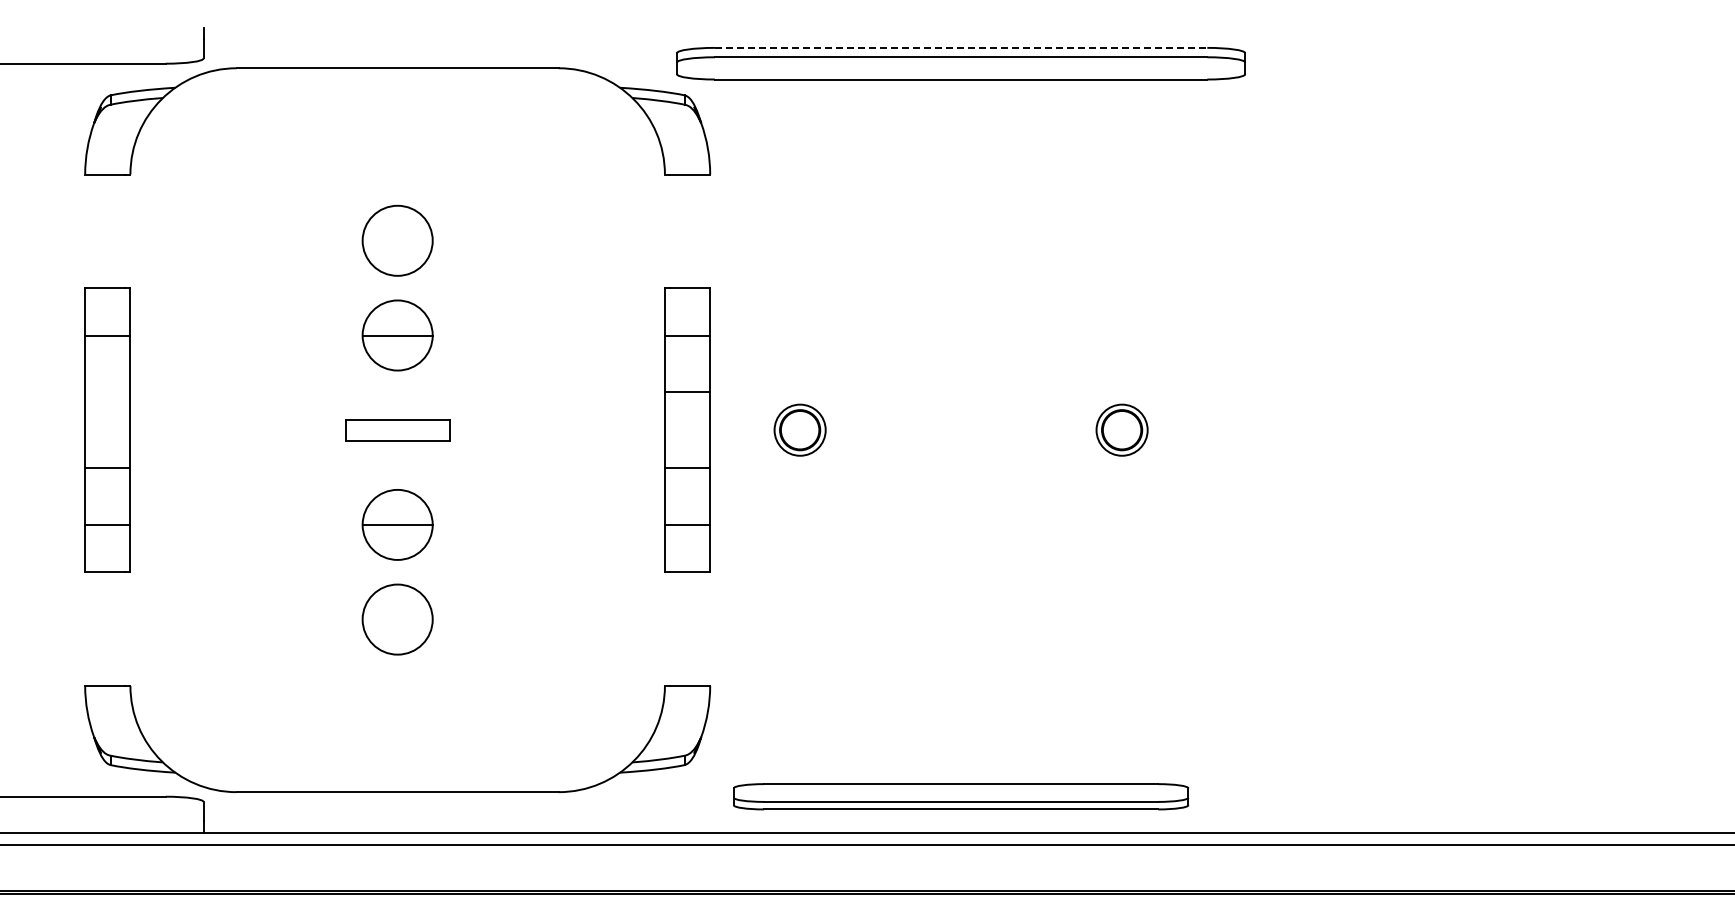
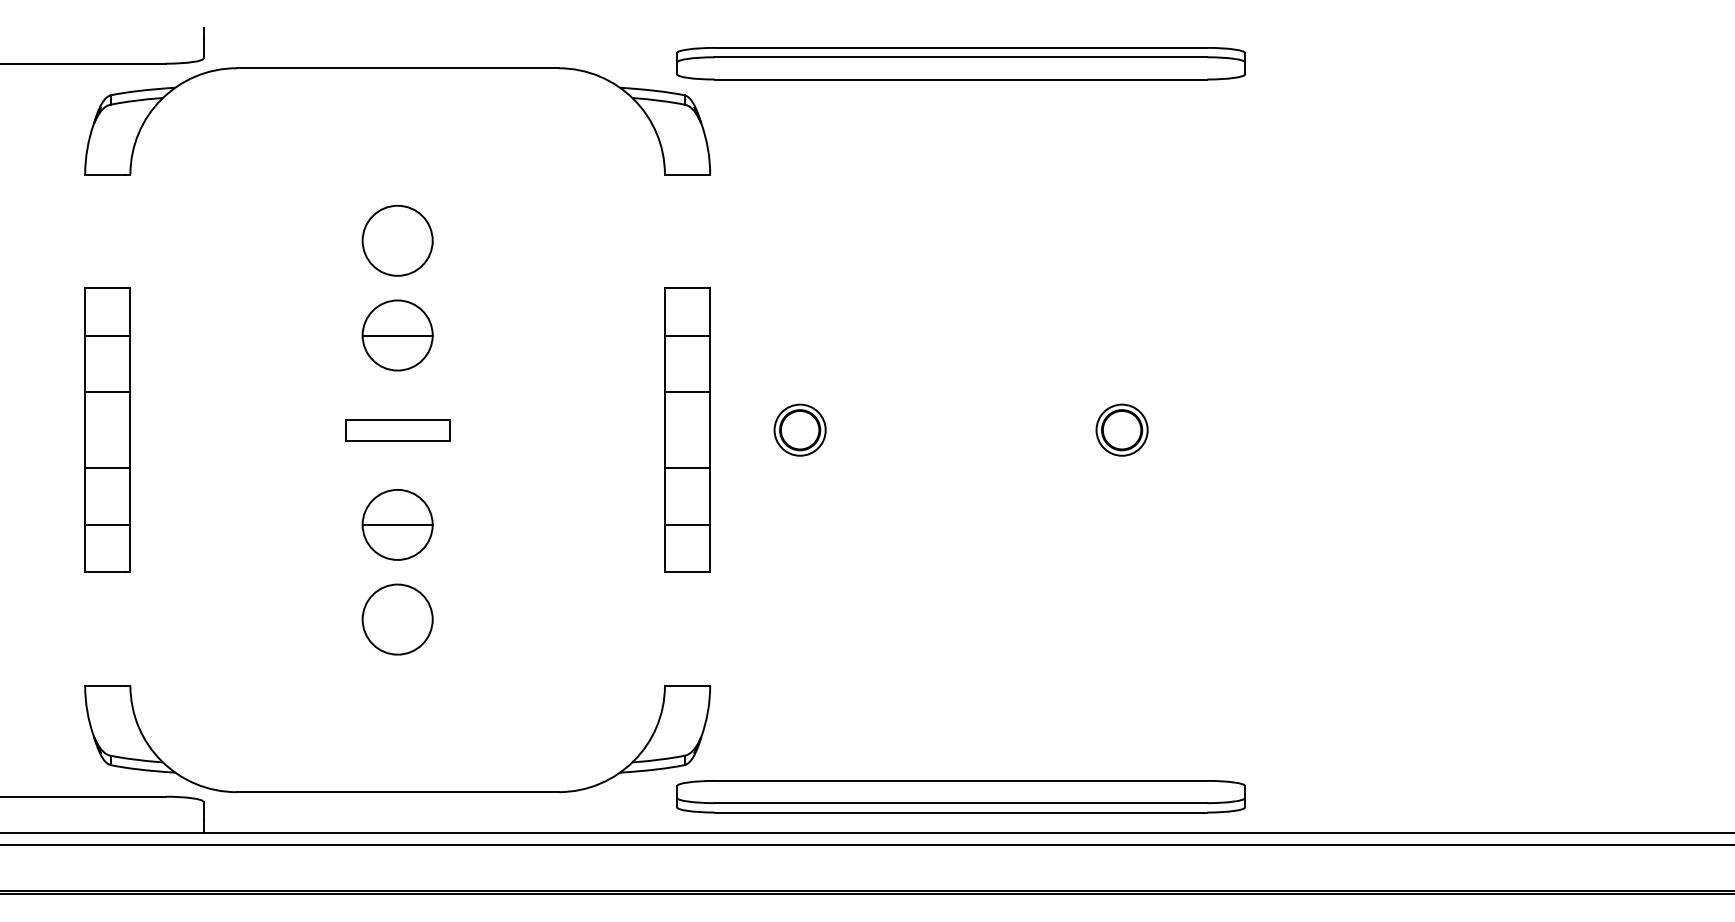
line: dashed -> solid (961, 47)
line: none -> present (107, 392)
part size: 457x28 px -> 570x34 px (960, 796)
